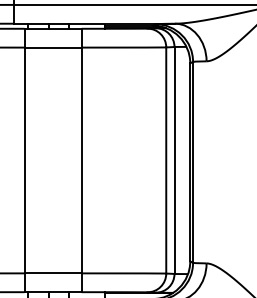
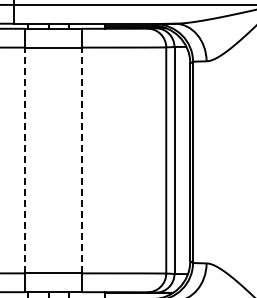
line: solid -> dashed (24, 160)
line: solid -> dashed (81, 160)
